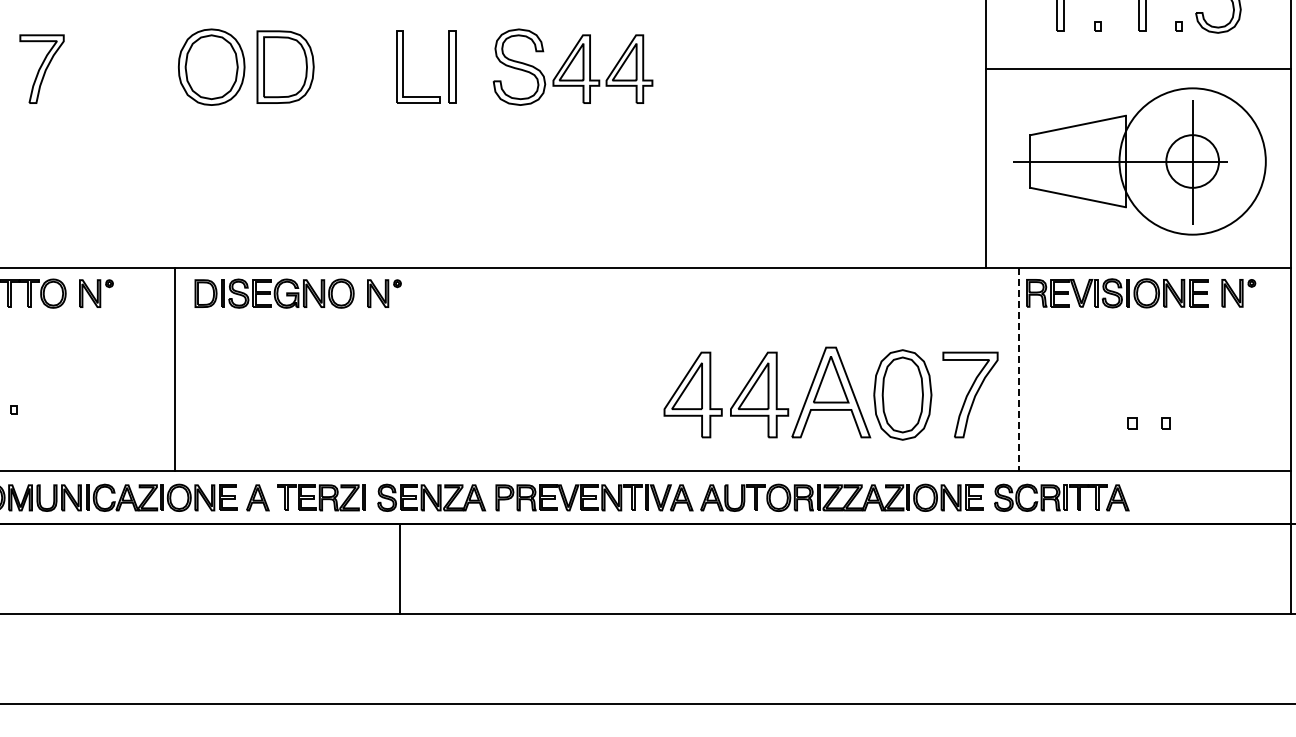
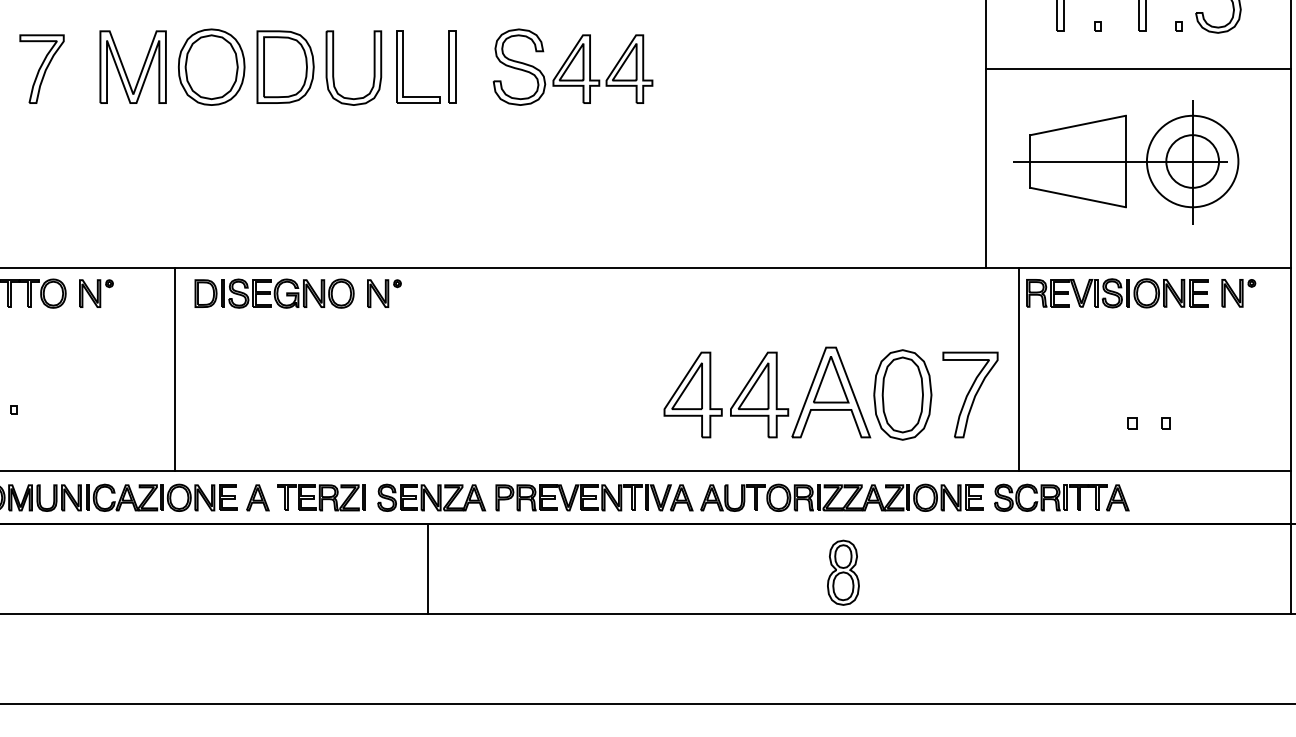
part: none -> present (124, 67)
part: none -> present (334, 67)
circle diameter: 146 px -> 91 px (1192, 161)
line: dashed -> solid (1018, 369)
line position: (399, 569) -> (427, 569) (427, 569)
part: none -> present (843, 572)
